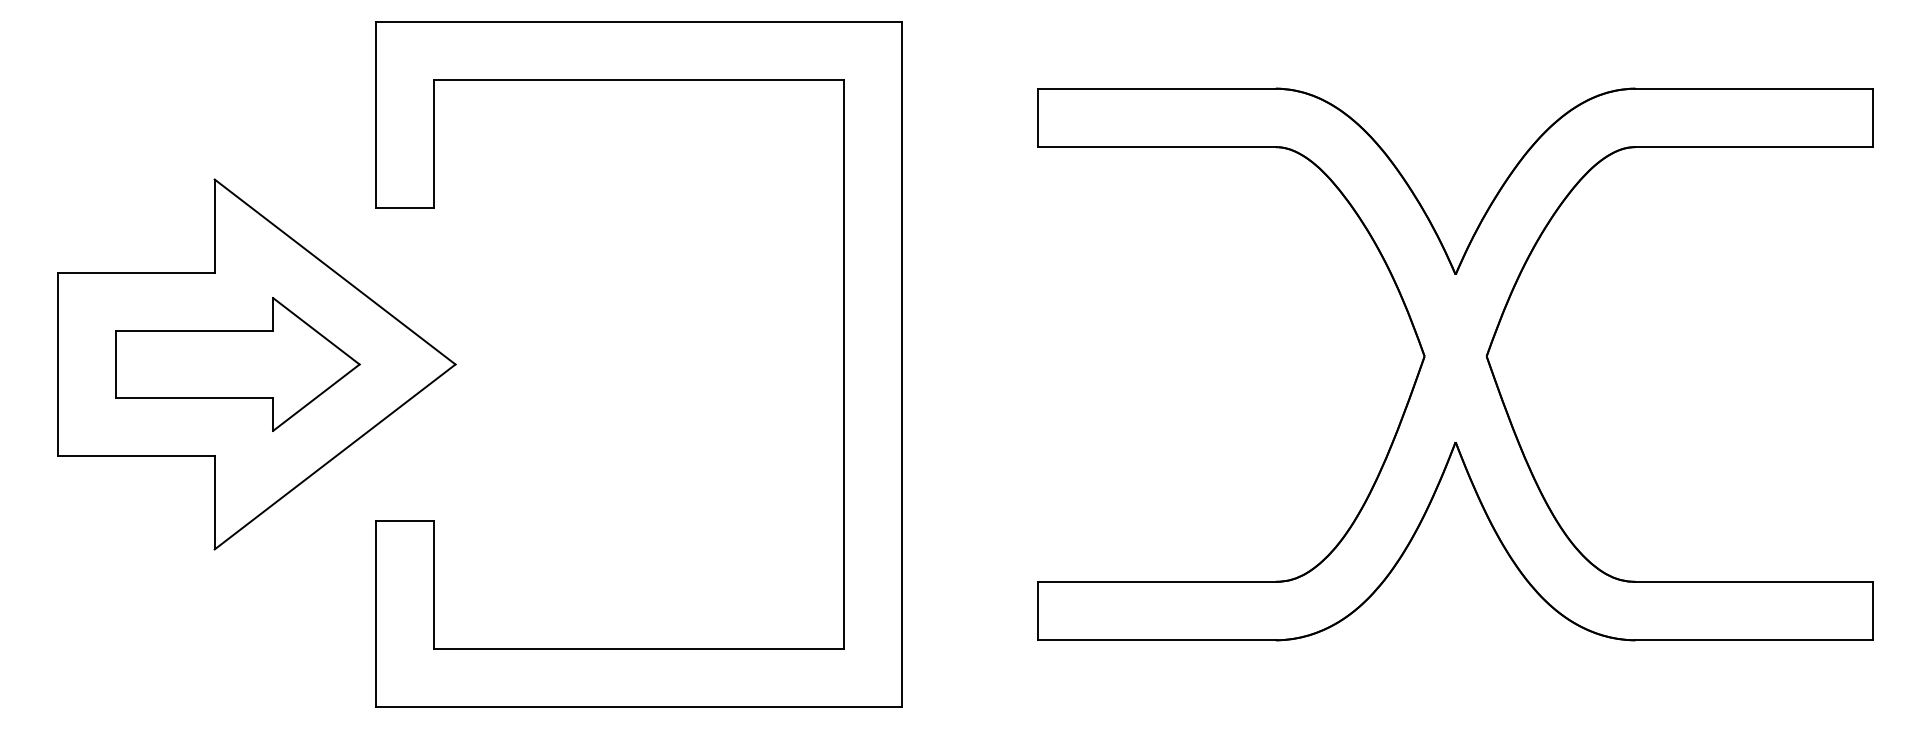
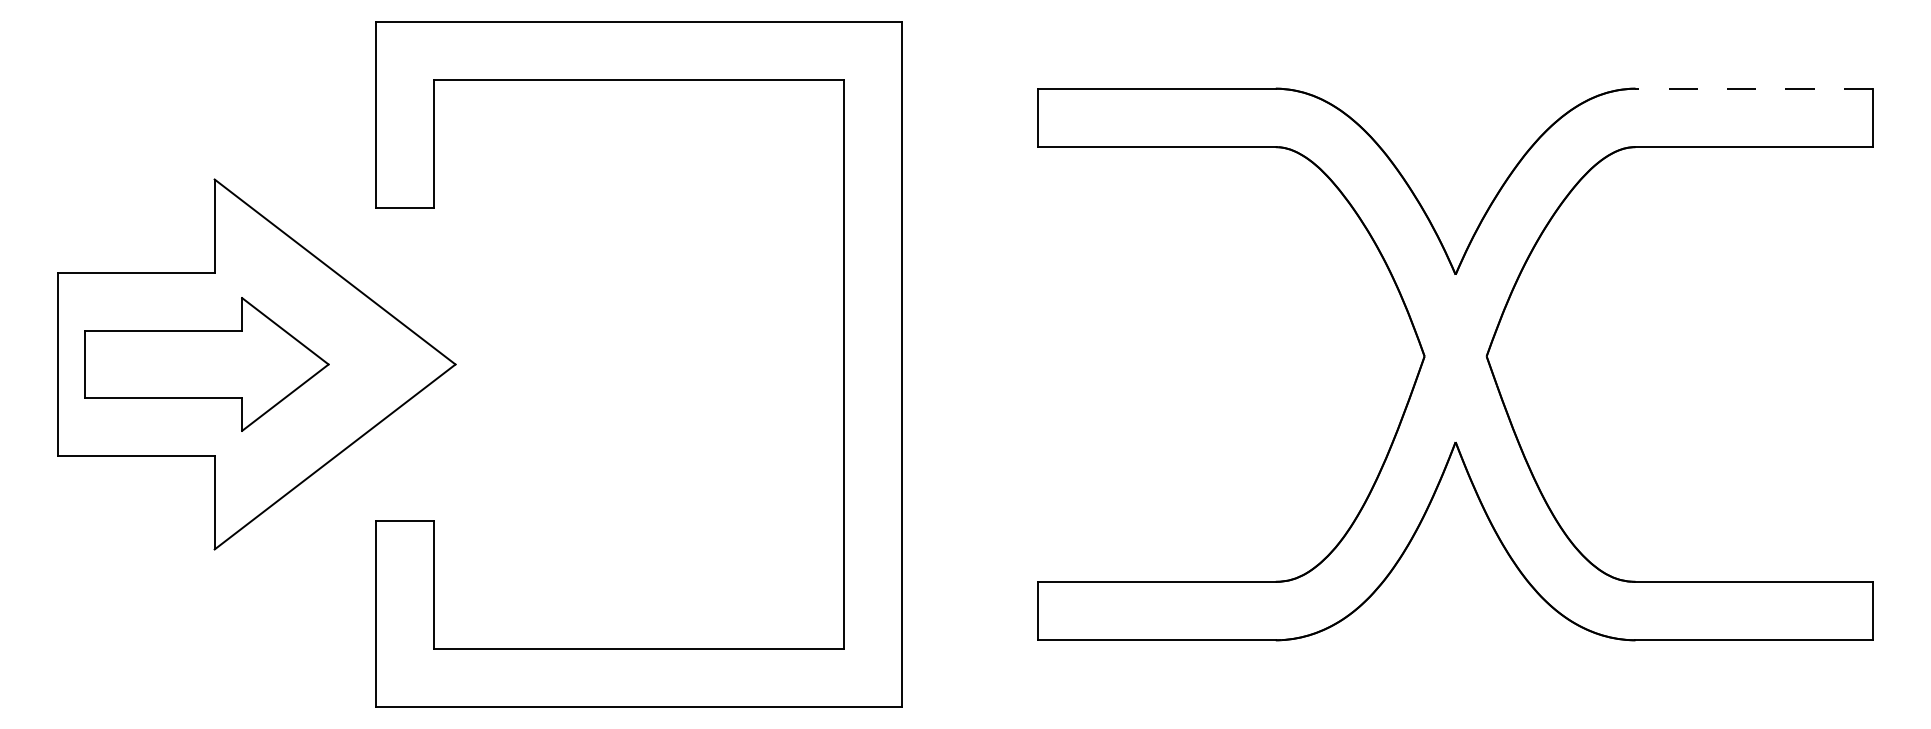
line: solid -> dashed (1754, 88)
part position: (237, 364) -> (206, 364) (206, 364)
